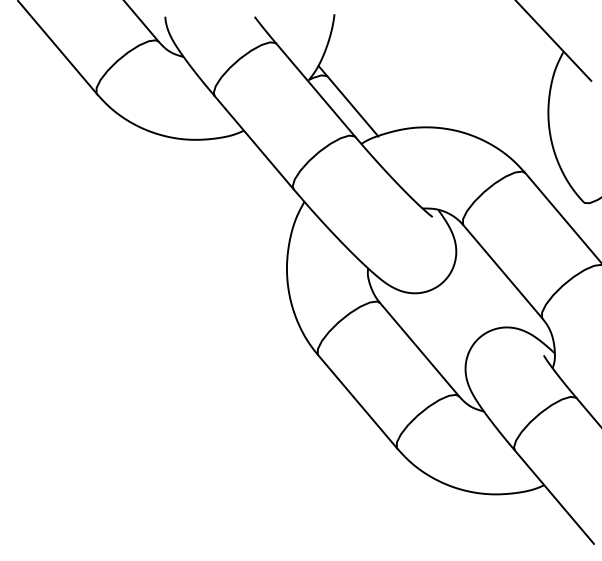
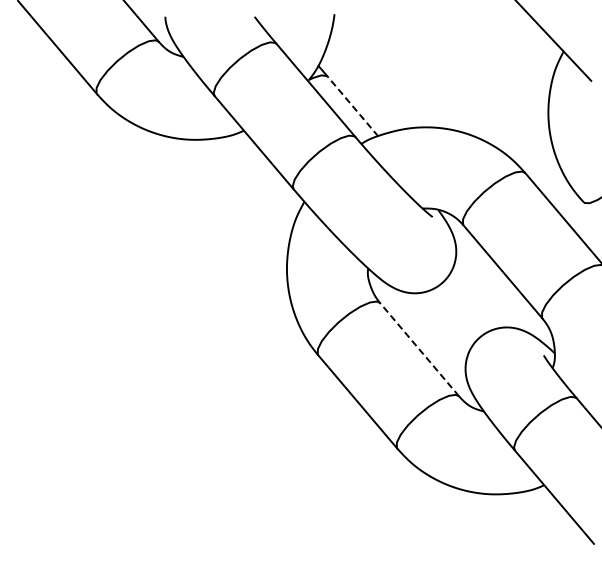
line: solid -> dashed (352, 106)
line: solid -> dashed (419, 349)
